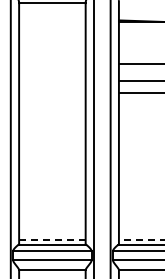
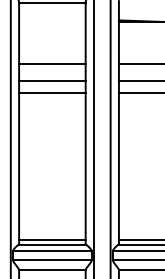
line: none -> present (52, 63)
line: none -> present (52, 81)
line: none -> present (52, 92)
line: dashed -> solid (52, 240)
line: dashed -> solid (141, 240)
